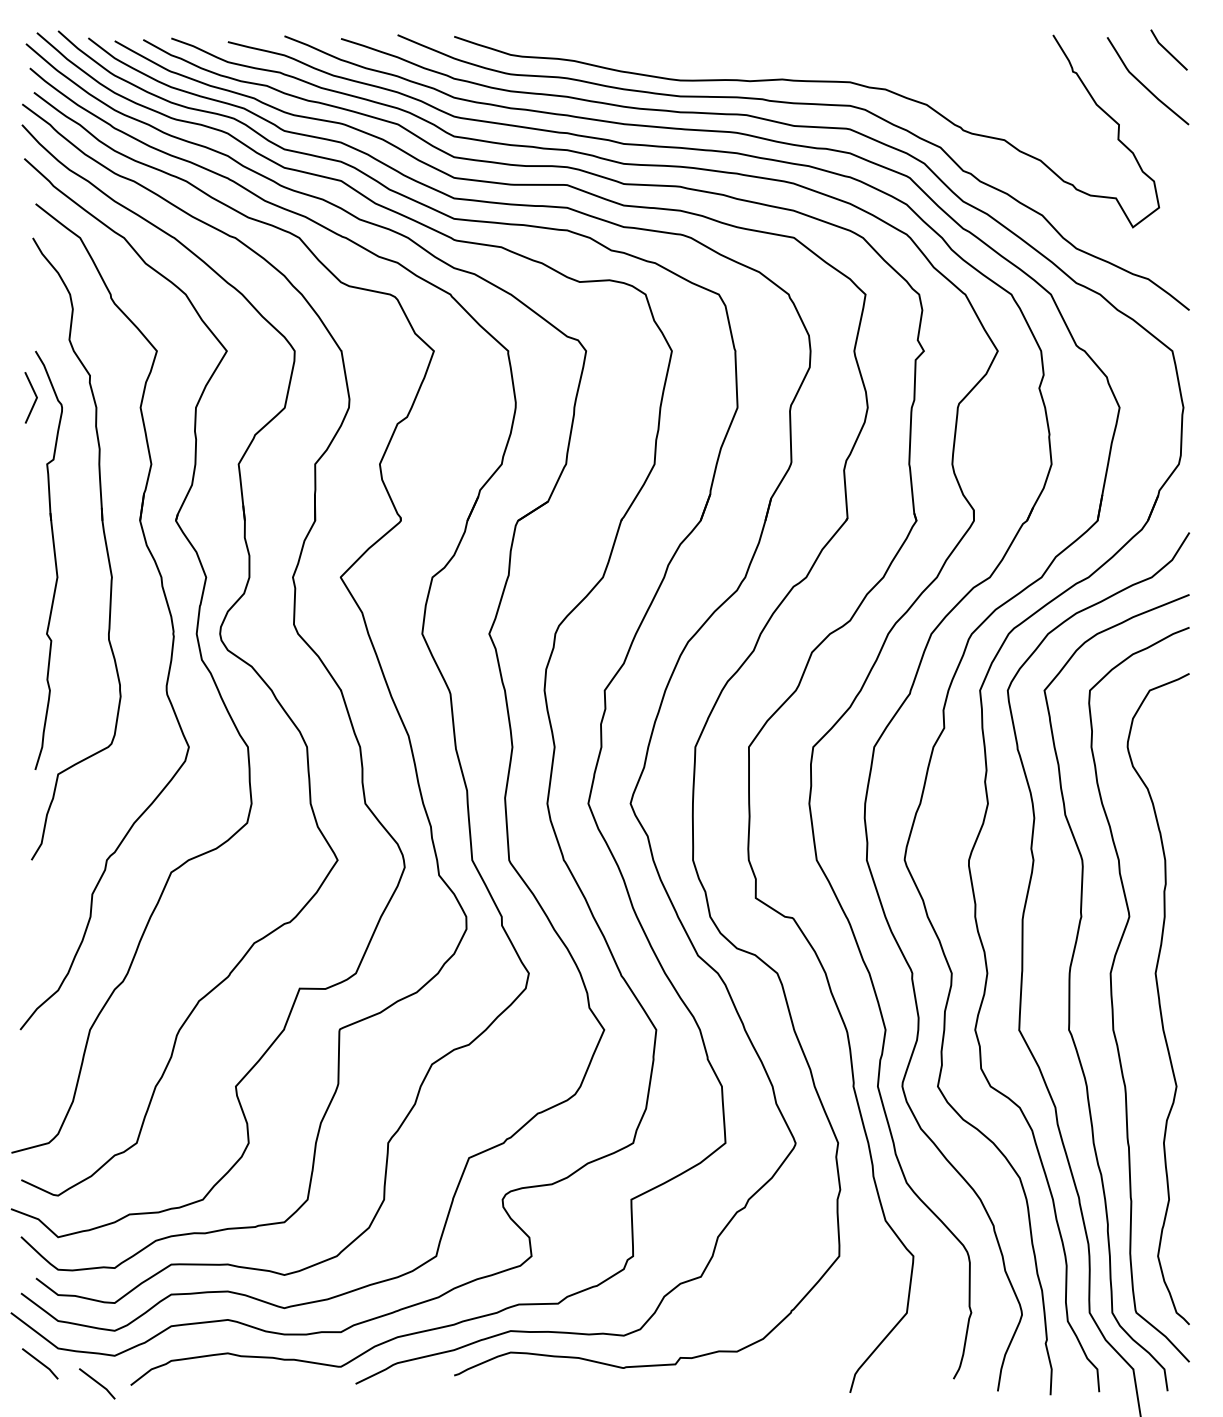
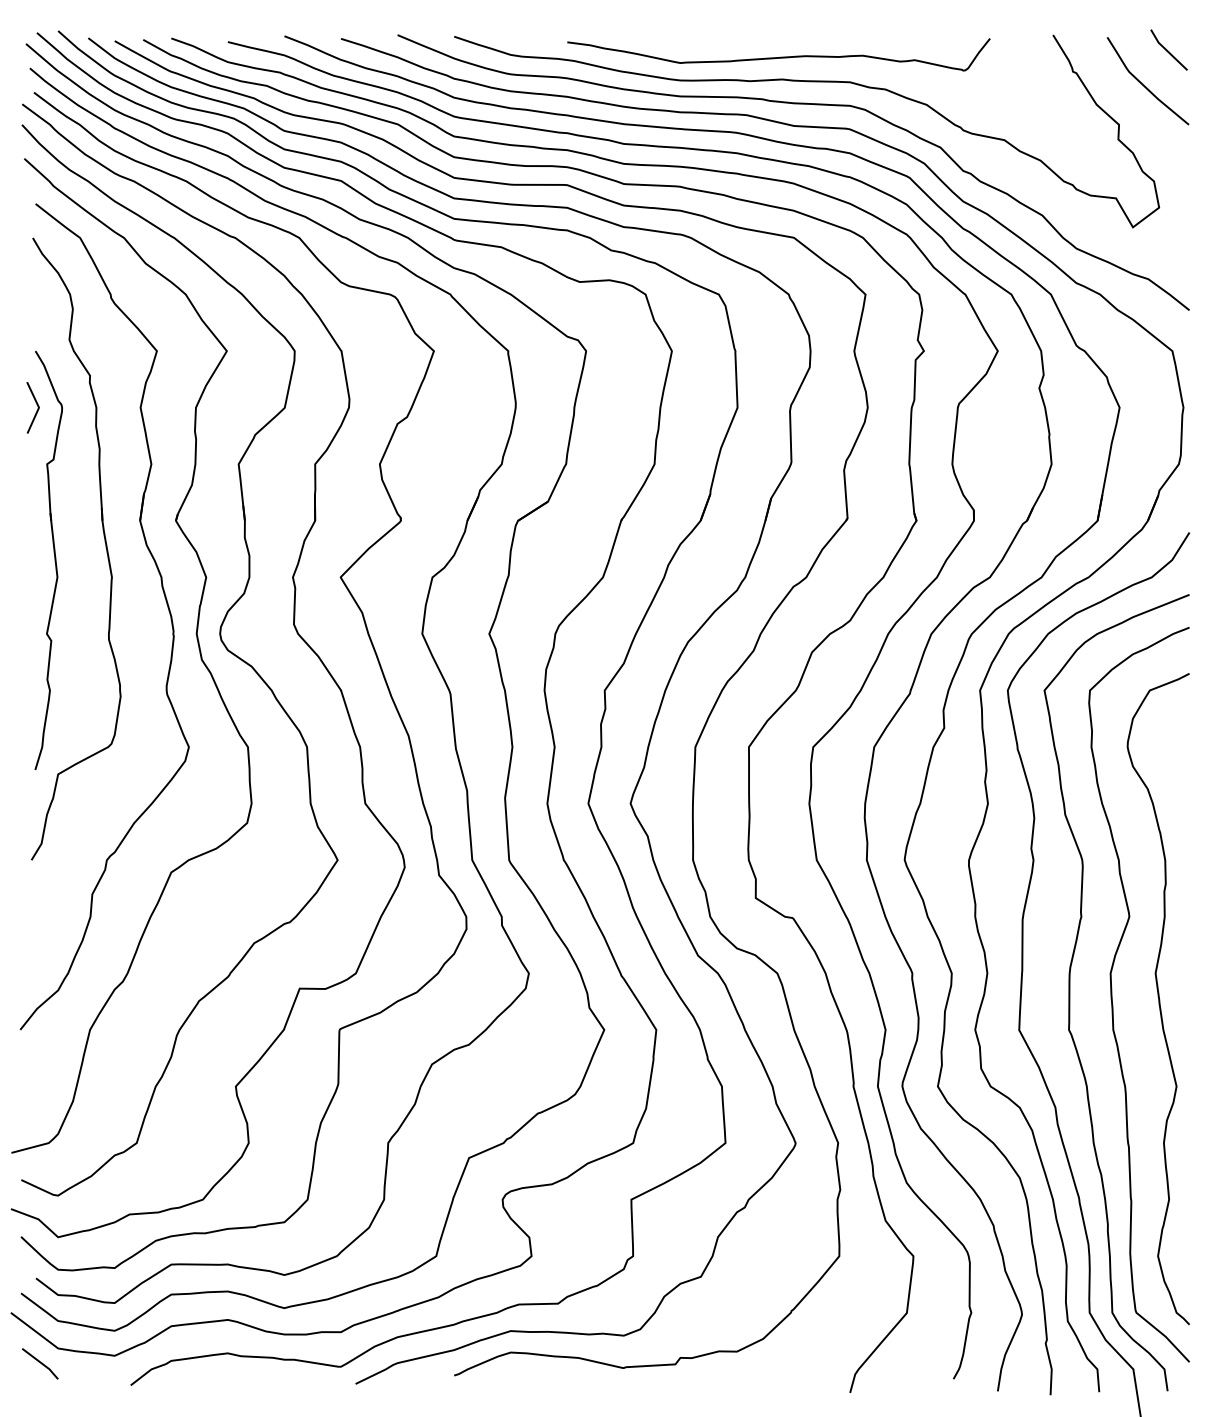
curve: none -> present (780, 56)
line position: (34, 394) -> (36, 404) (36, 404)
line: present -> none (97, 1383)
